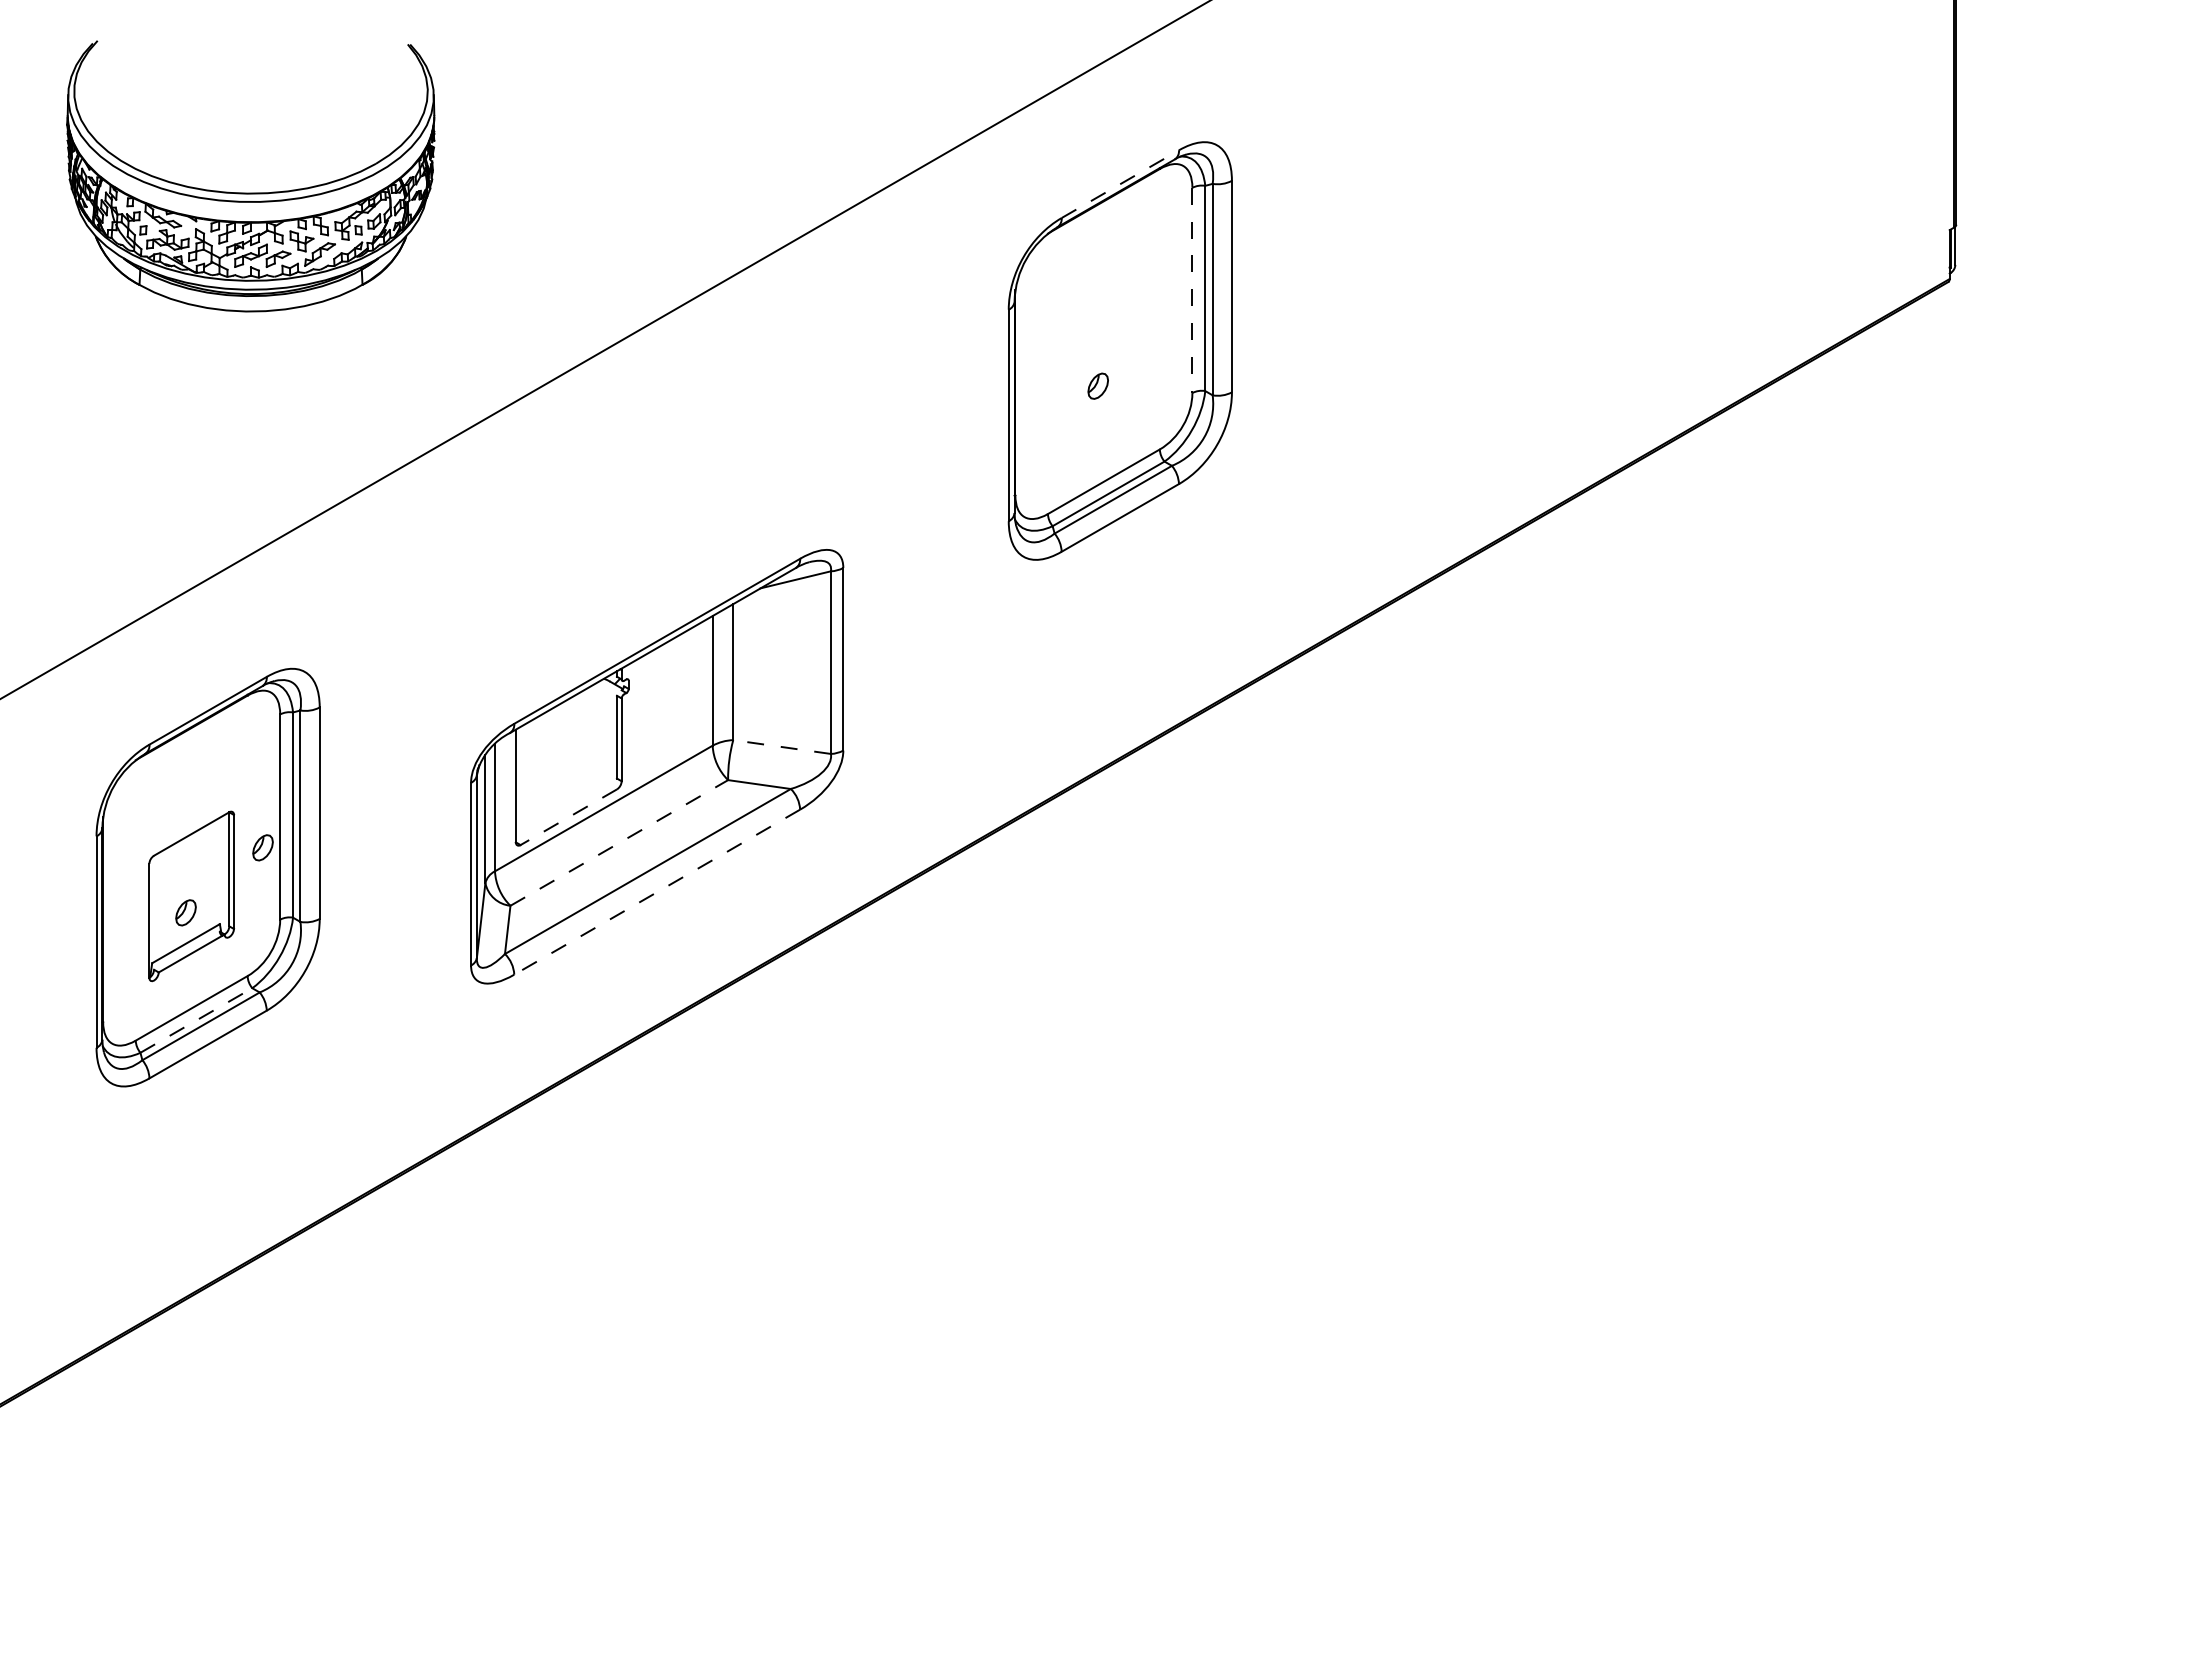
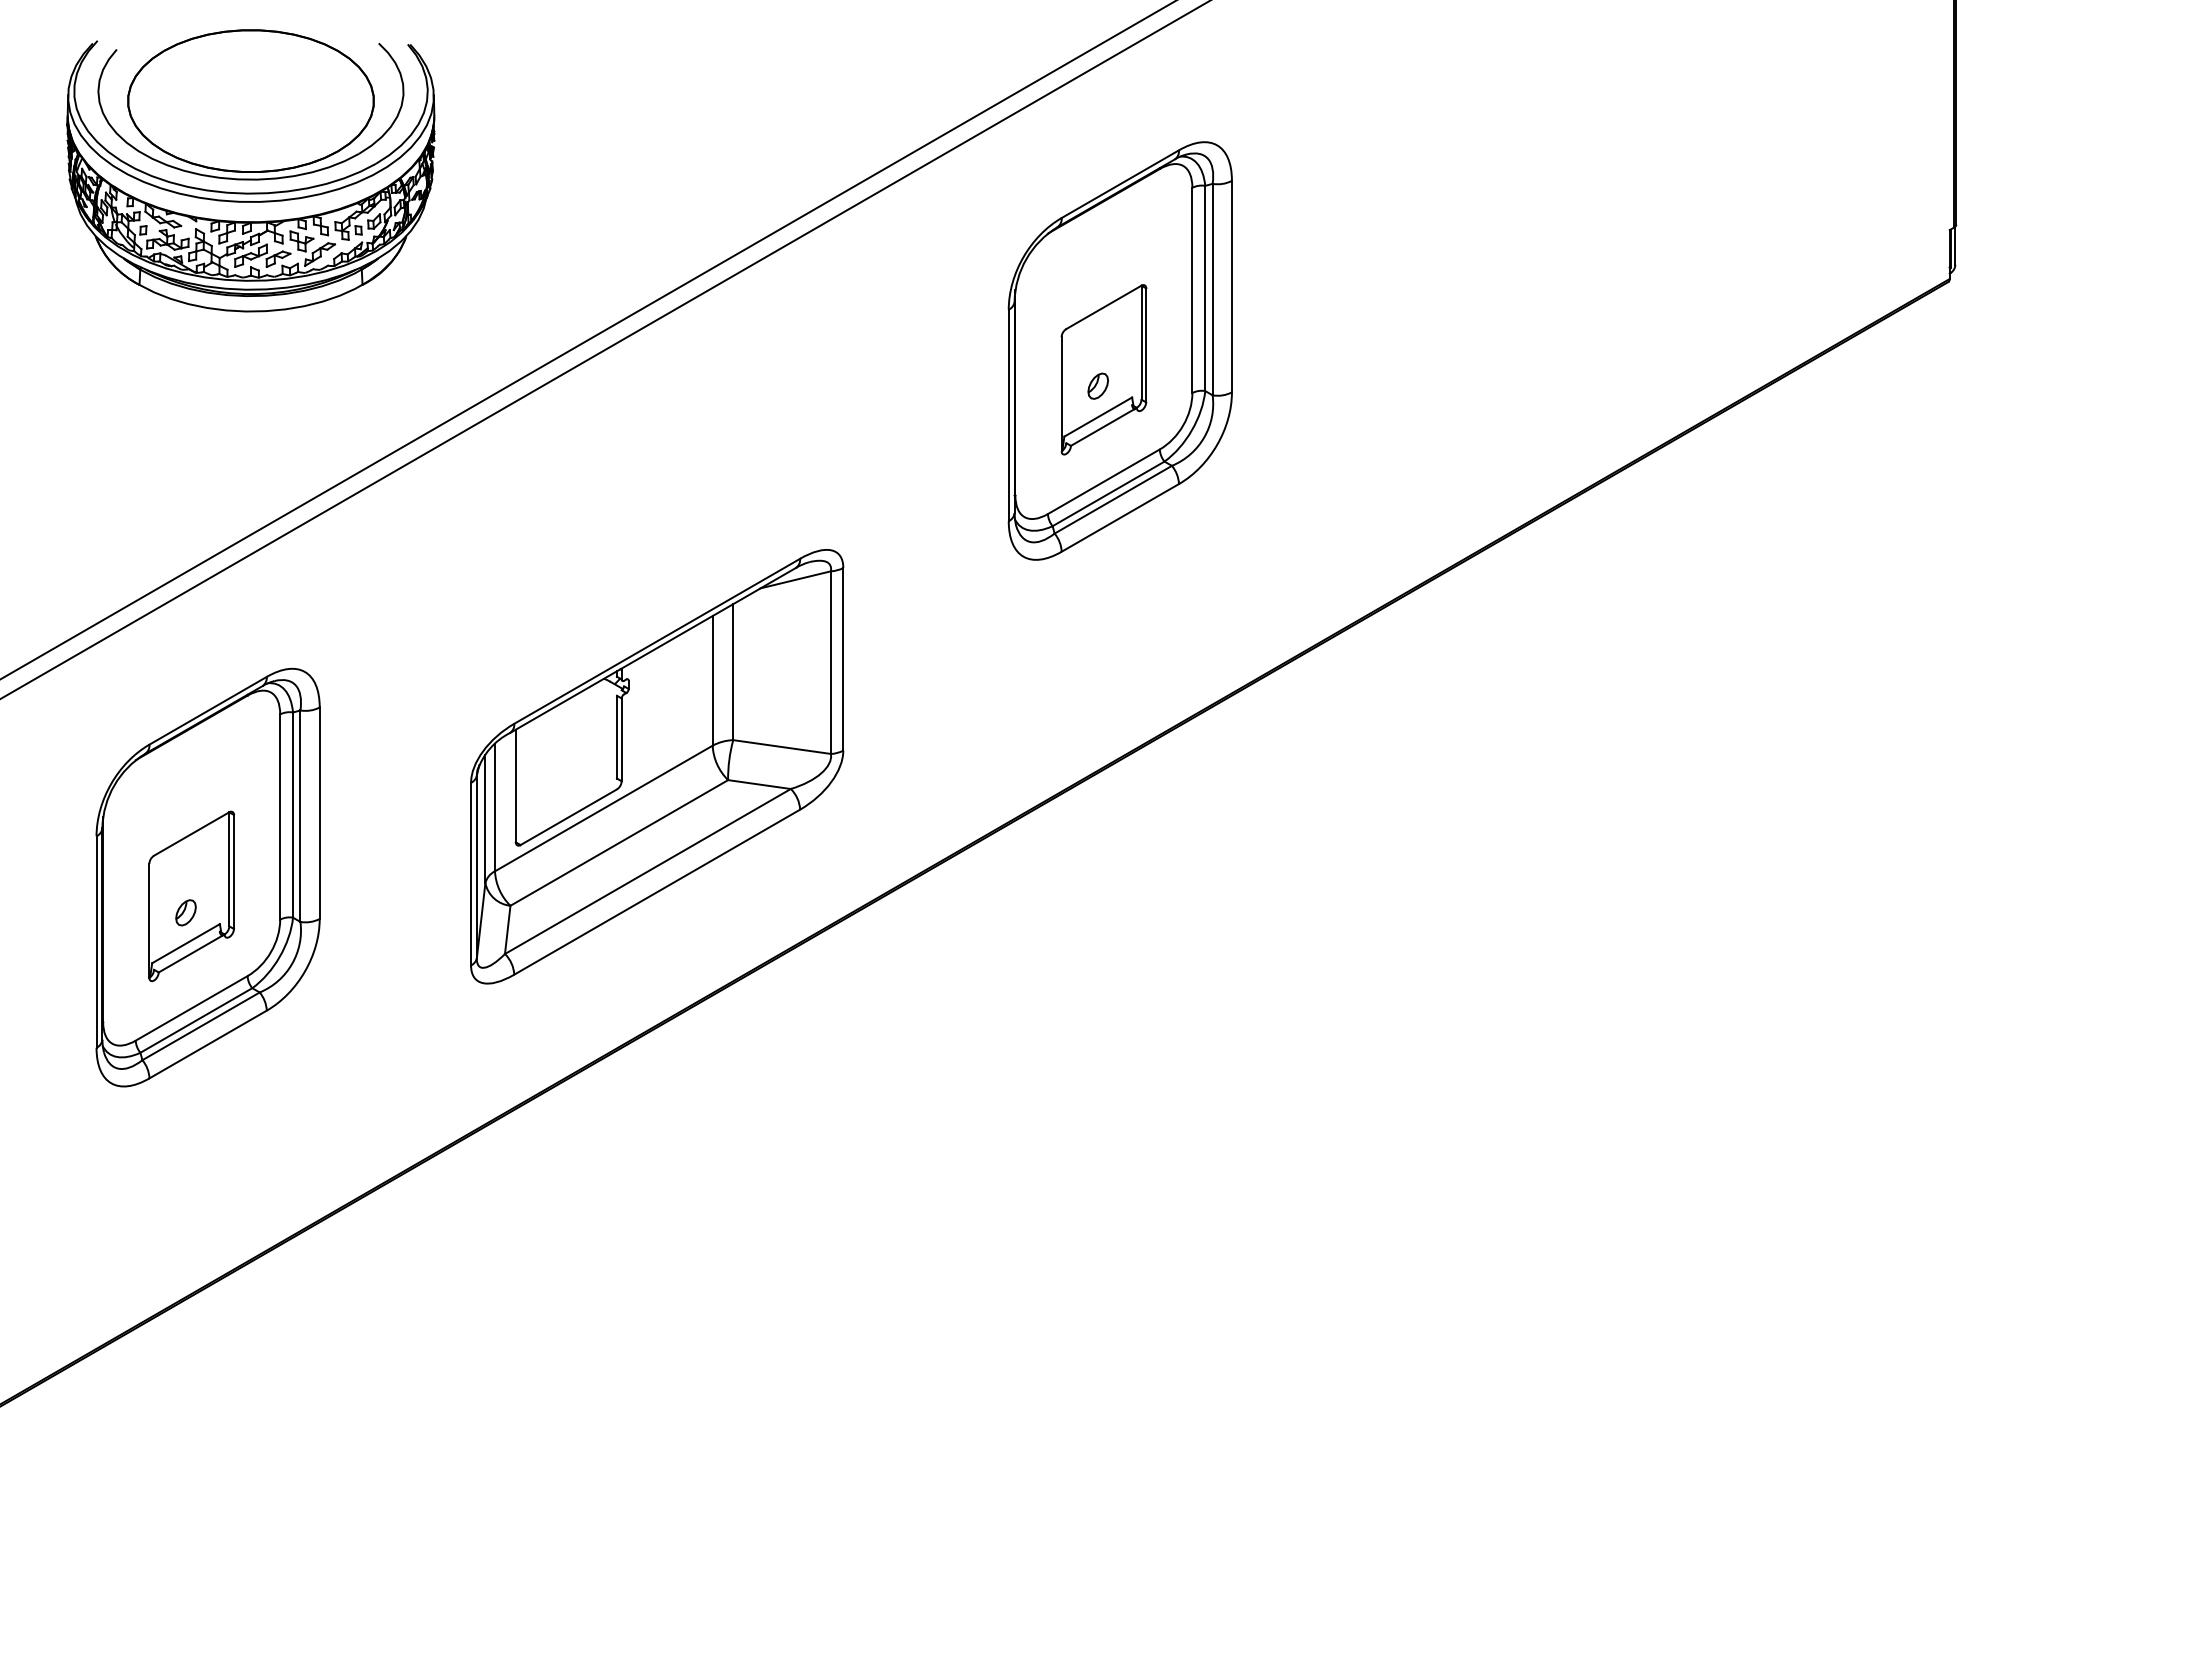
part: none -> present (250, 104)
line: dashed -> solid (1120, 184)
line: dashed -> solid (1192, 290)
line: none -> present (587, 340)
part: none -> present (1103, 369)
line: dashed -> solid (781, 746)
line: dashed -> solid (568, 817)
line: dashed -> solid (619, 842)
part: present -> none (262, 847)
line: dashed -> solid (656, 892)
line: dashed -> solid (196, 1020)
